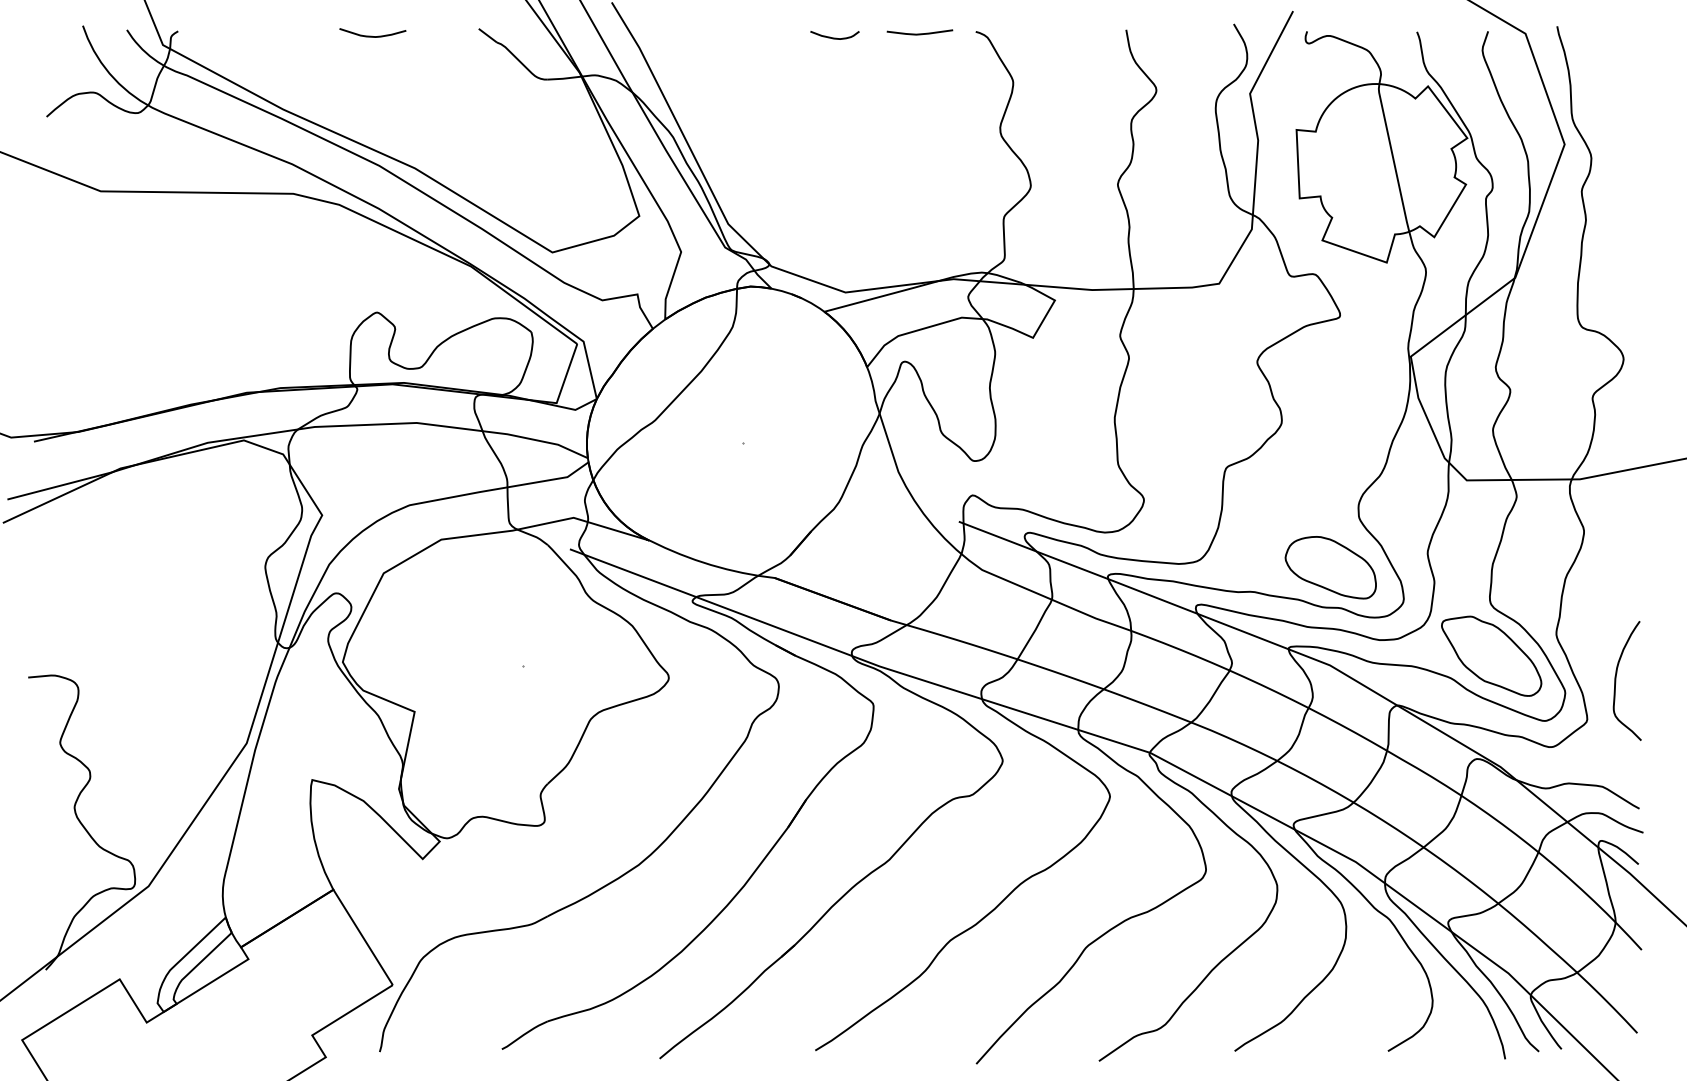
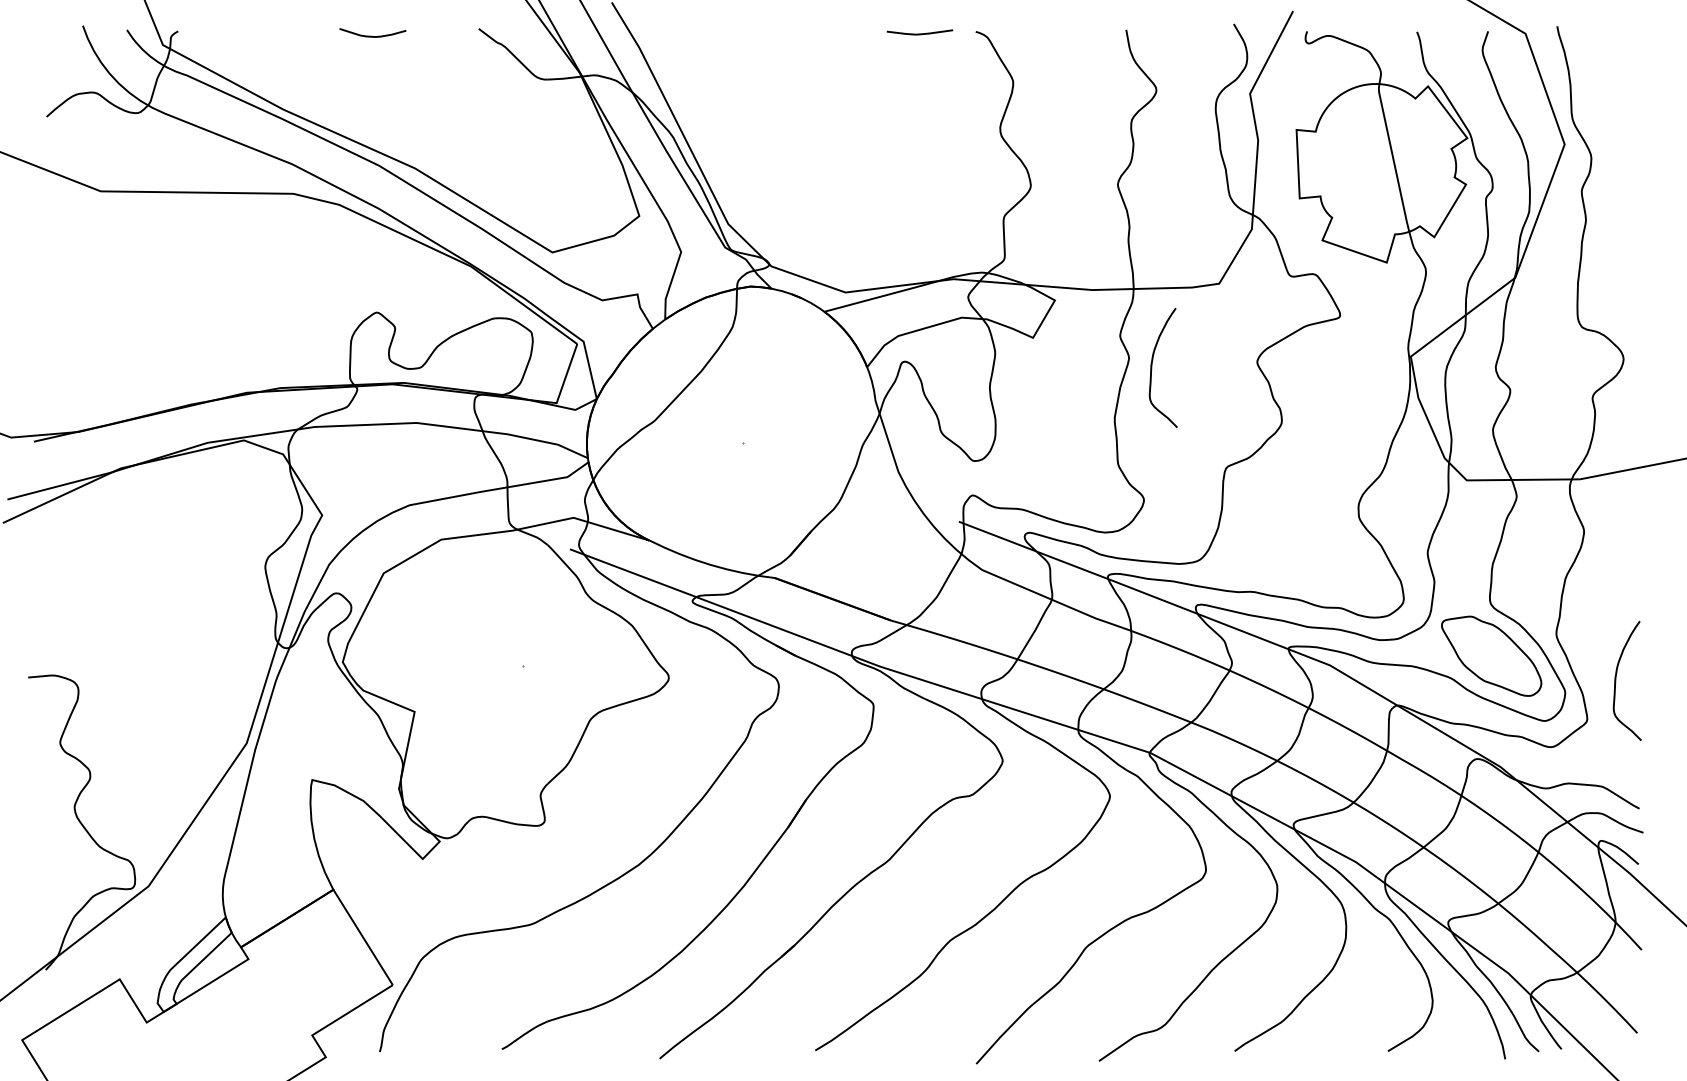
curve: present -> none (834, 37)
curve: none -> present (1152, 367)
part: present -> none (1330, 567)
